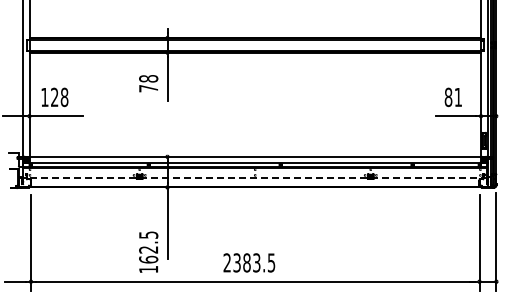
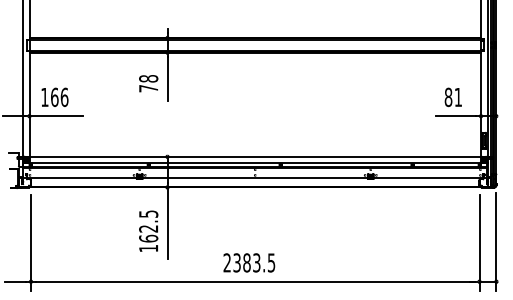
text: 128 -> 166 (59, 96)
line: dashed -> solid (255, 177)
text position: (148, 251) -> (148, 230) (148, 230)
